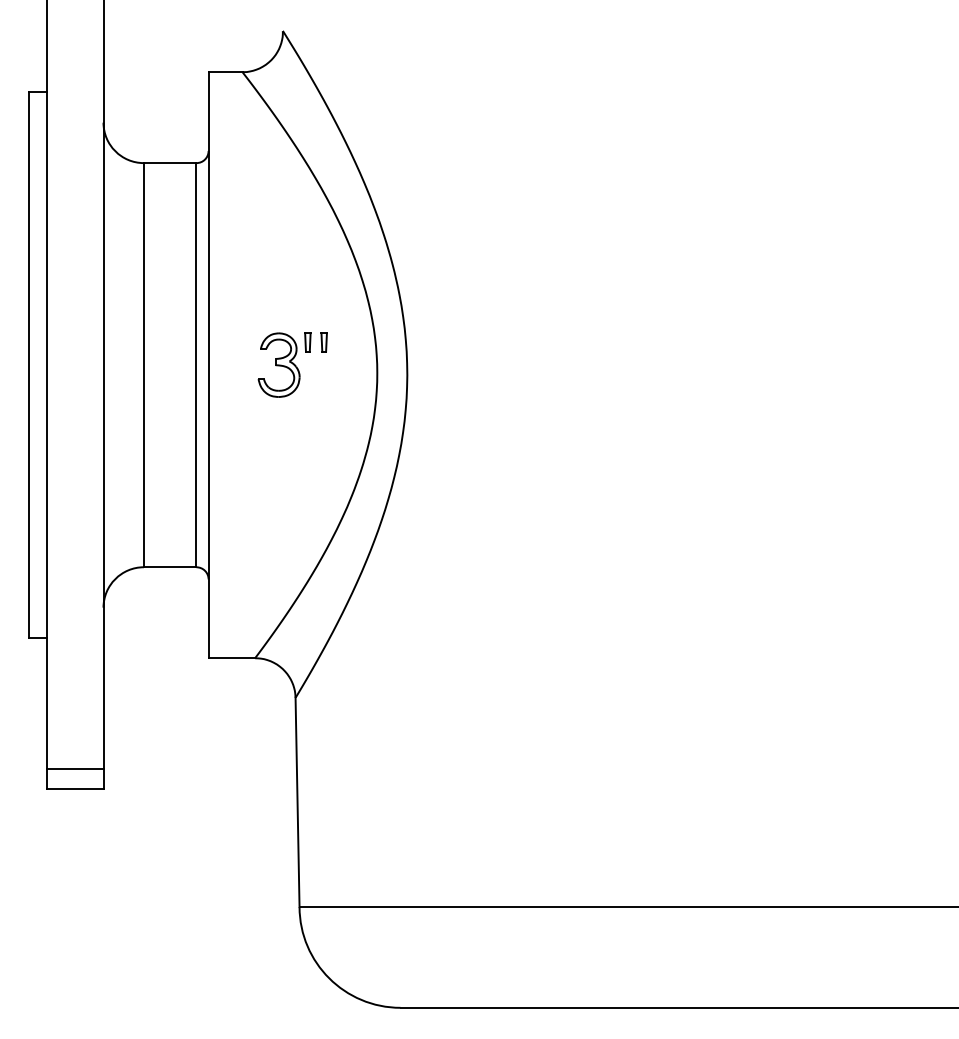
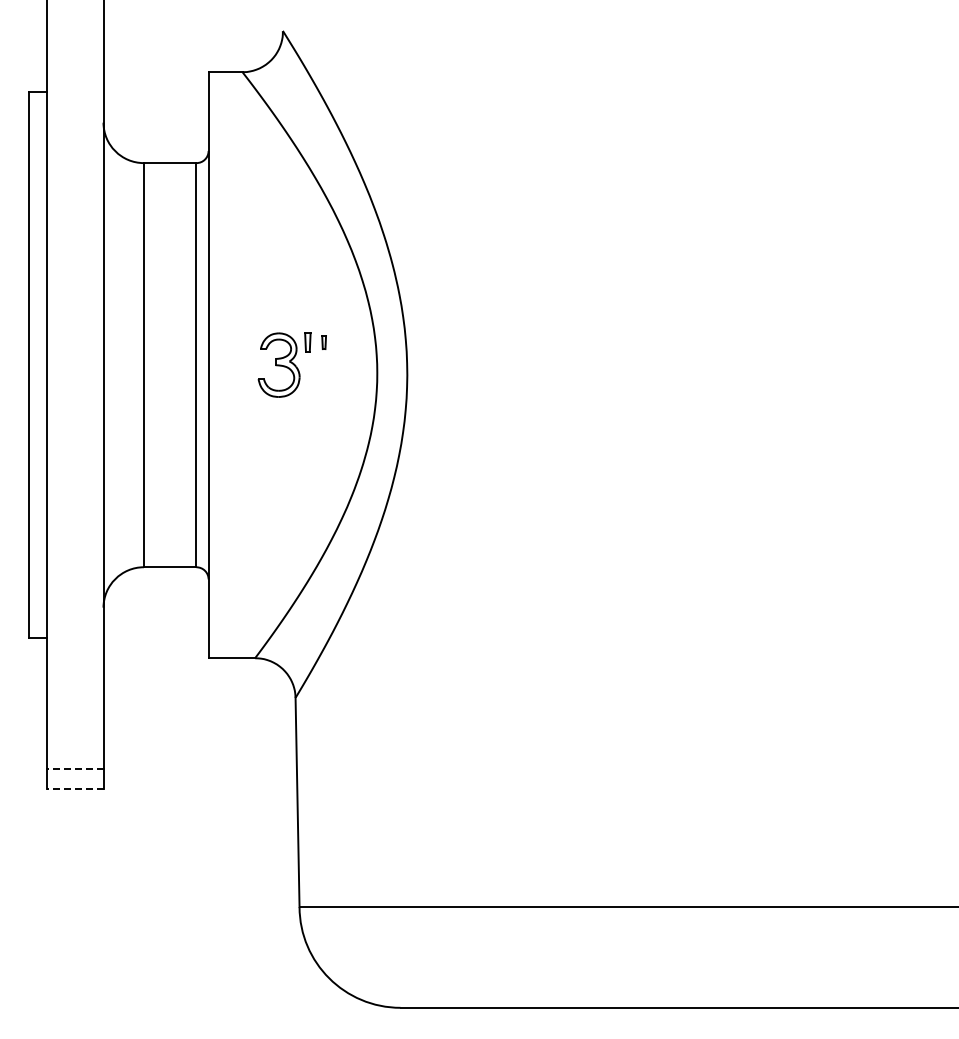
part size: 8x21 px -> 6x15 px (323, 342)
line: solid -> dashed (74, 769)
line: solid -> dashed (74, 789)
